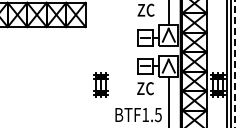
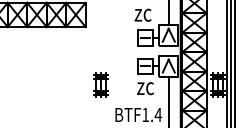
text position: (145, 9) -> (142, 14) (142, 14)
line: dashed -> solid (235, 64)
text: BTF1.5 -> BTF1.4 (158, 115)
